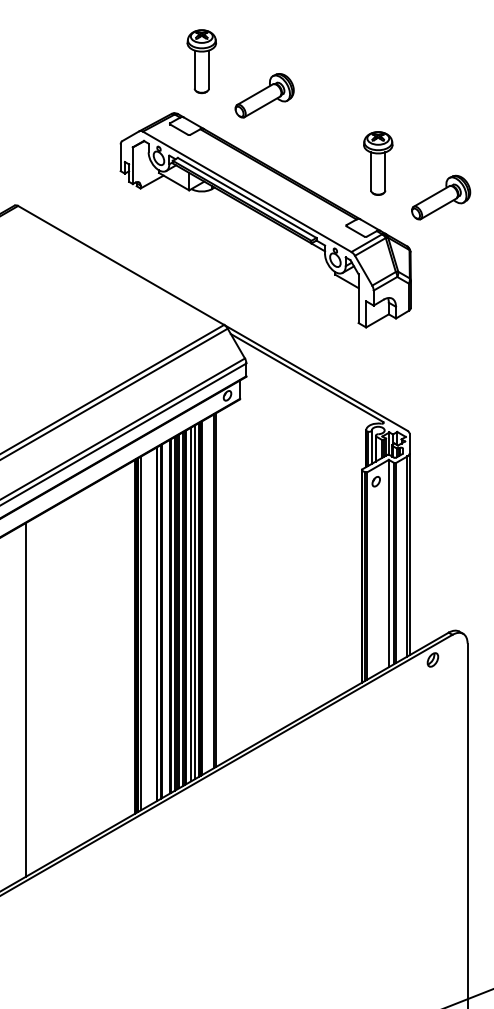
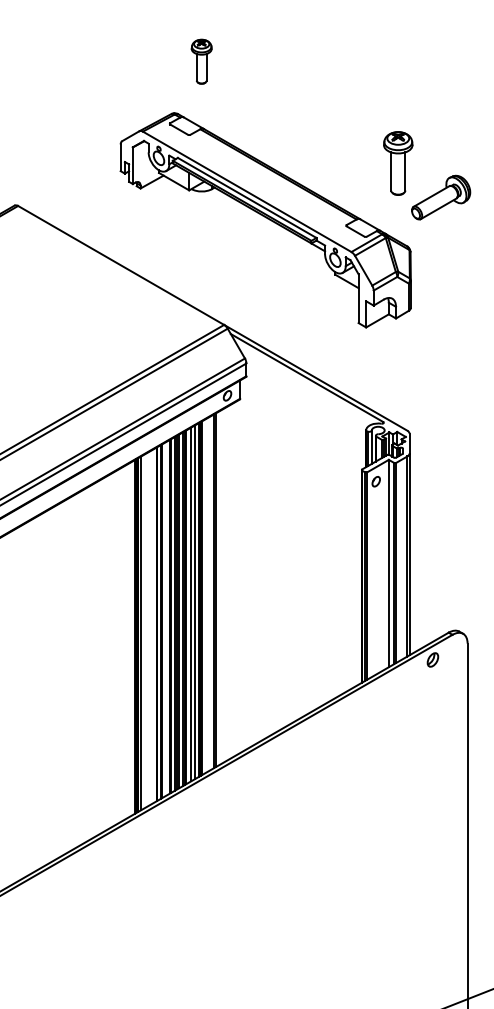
part size: 31x66 px -> 23x47 px (201, 61)
part: present -> none (264, 95)
part position: (378, 163) -> (398, 163) (398, 163)
line: present -> none (25, 699)
